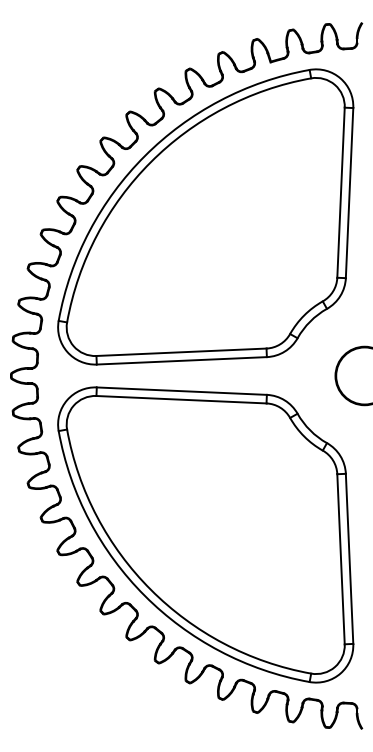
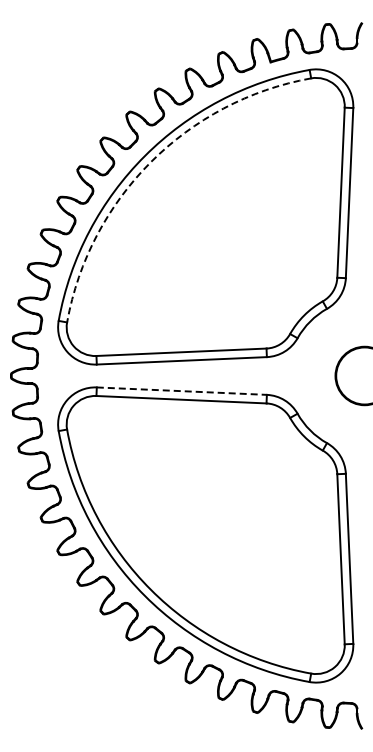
arc: solid -> dashed (150, 162)
line: solid -> dashed (182, 391)
